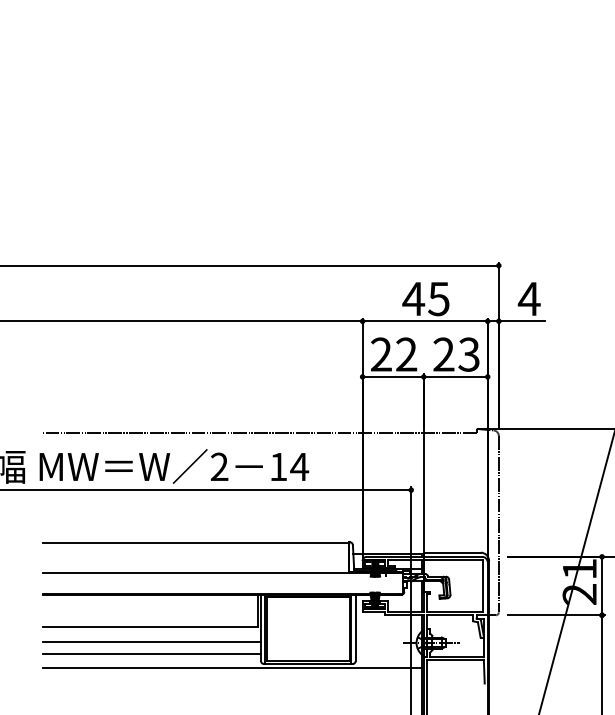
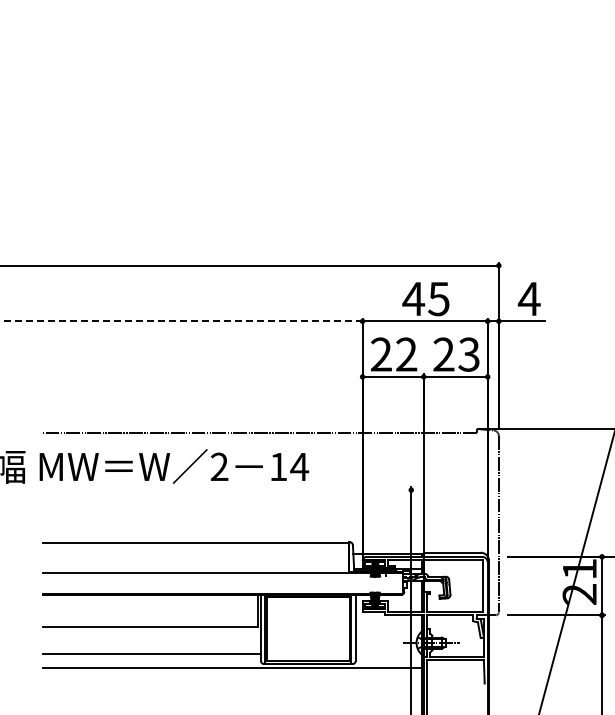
line: solid -> dashed (181, 321)
line: present -> none (206, 490)
line: present -> none (151, 641)
